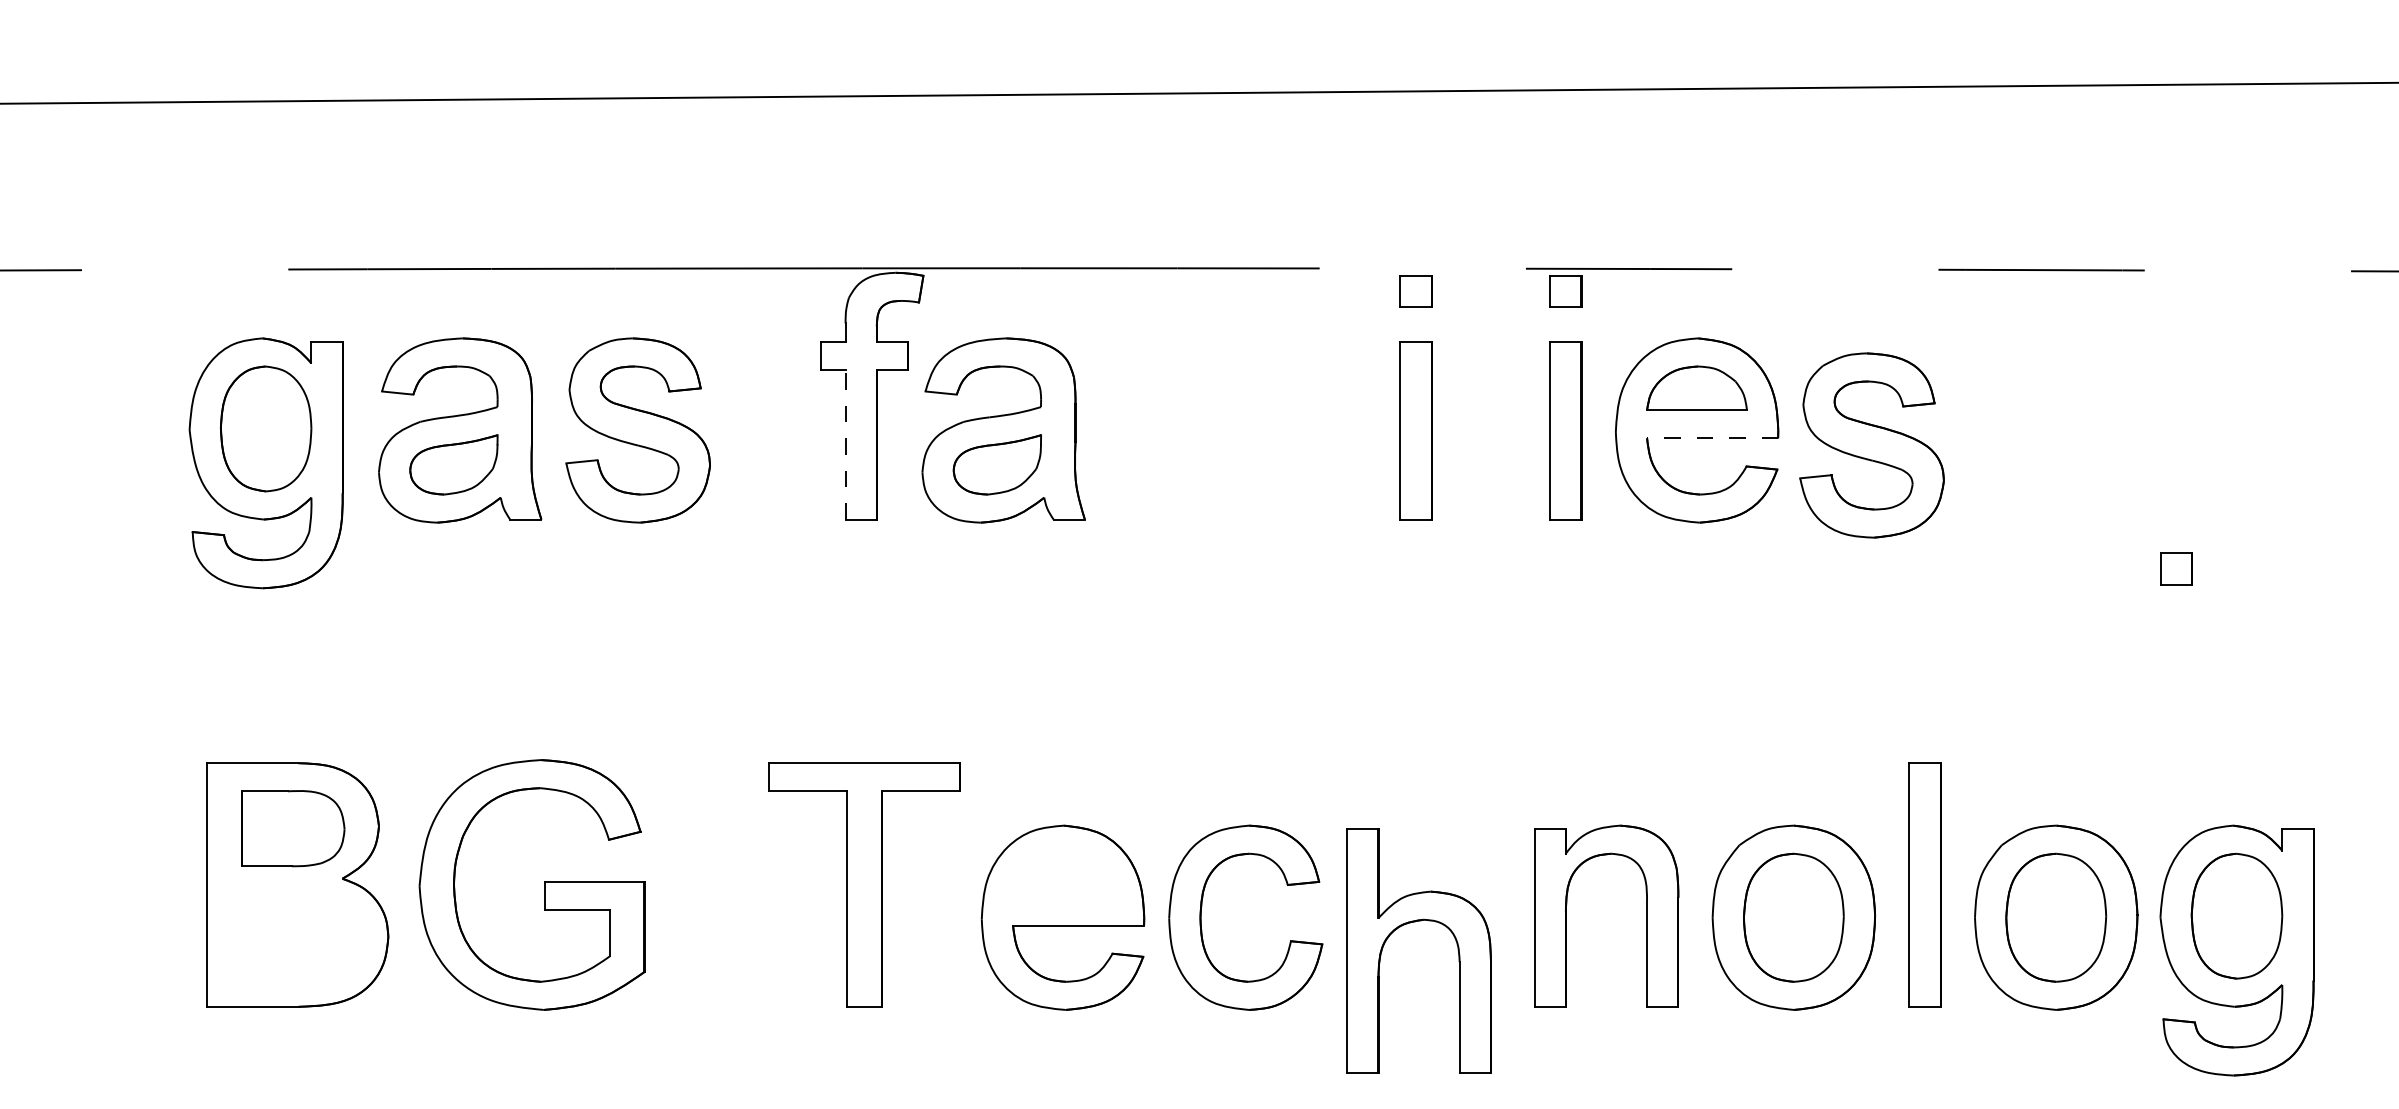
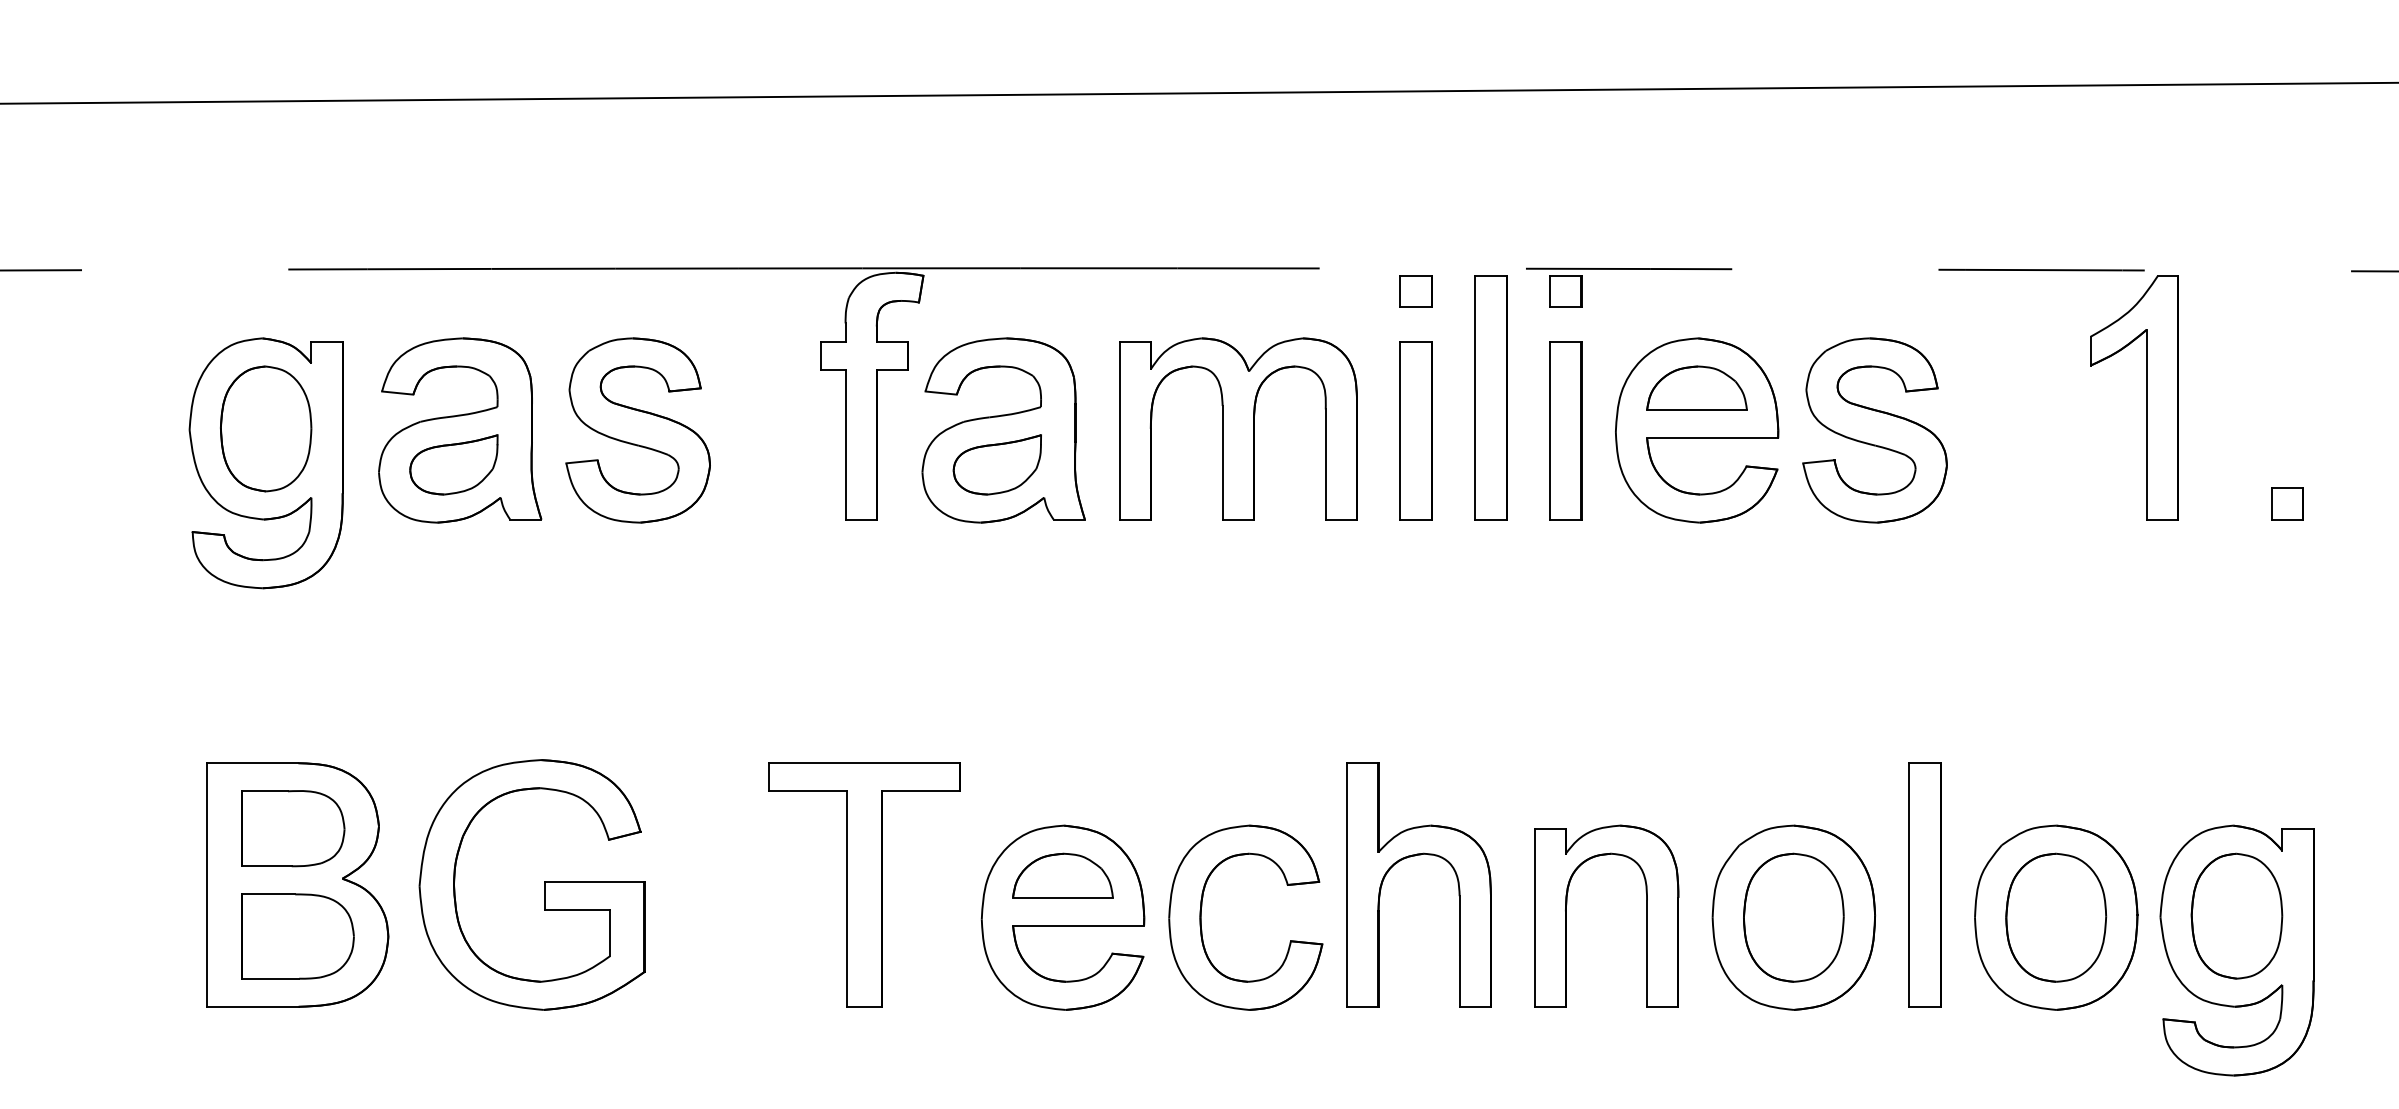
part: none -> present (1490, 397)
part: none -> present (2146, 397)
part: none -> present (1238, 428)
line: dashed -> solid (1712, 438)
line: dashed -> solid (845, 444)
part position: (1871, 445) -> (1874, 430) (1874, 430)
part position: (2176, 568) -> (2287, 503) (2287, 503)
part: none -> present (1062, 875)
part position: (1415, 922) -> (1415, 856) (1415, 856)
part: none -> present (297, 936)
